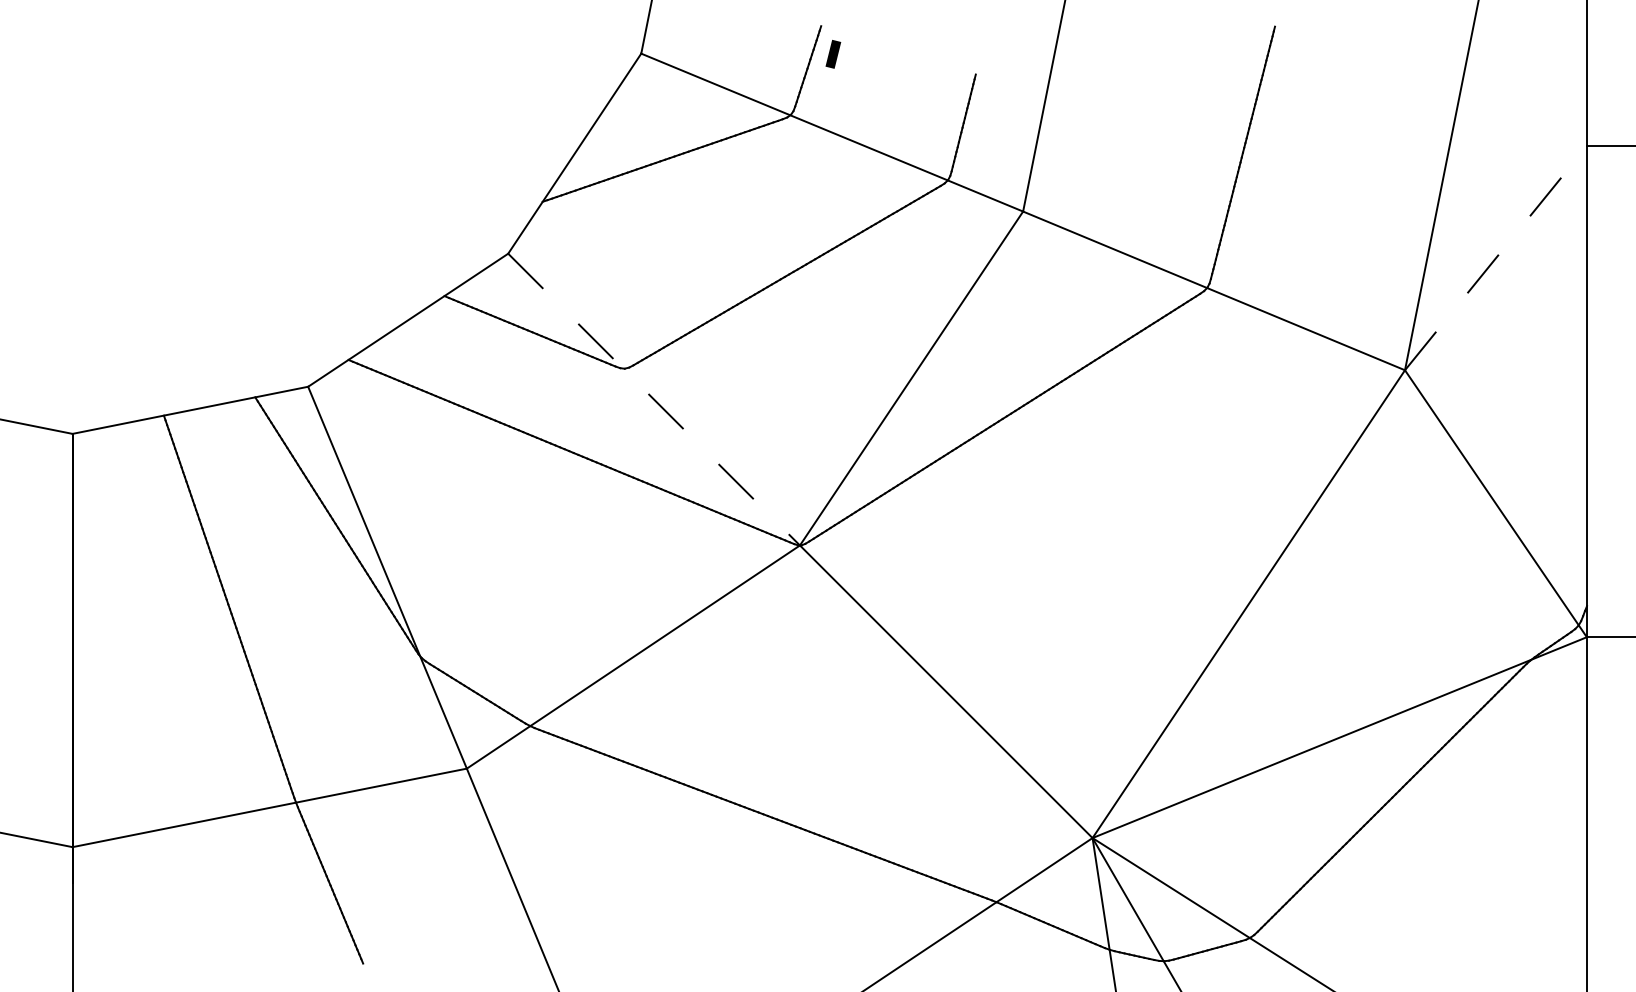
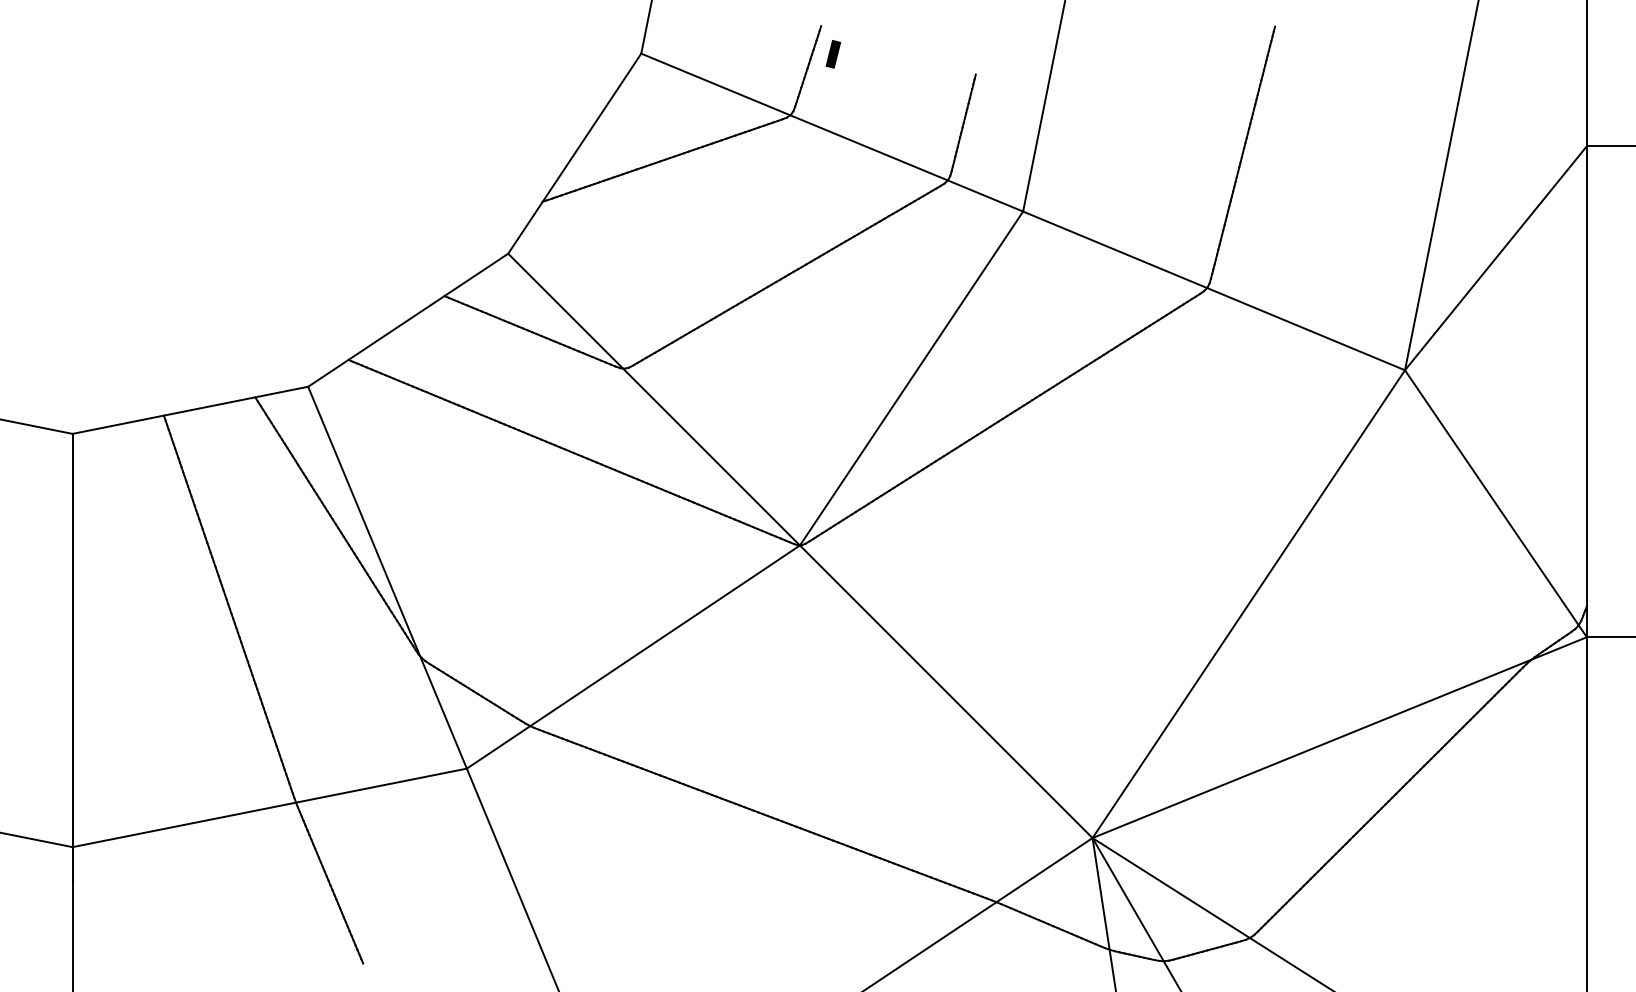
line: dashed -> solid (1496, 257)
line: dashed -> solid (654, 399)
